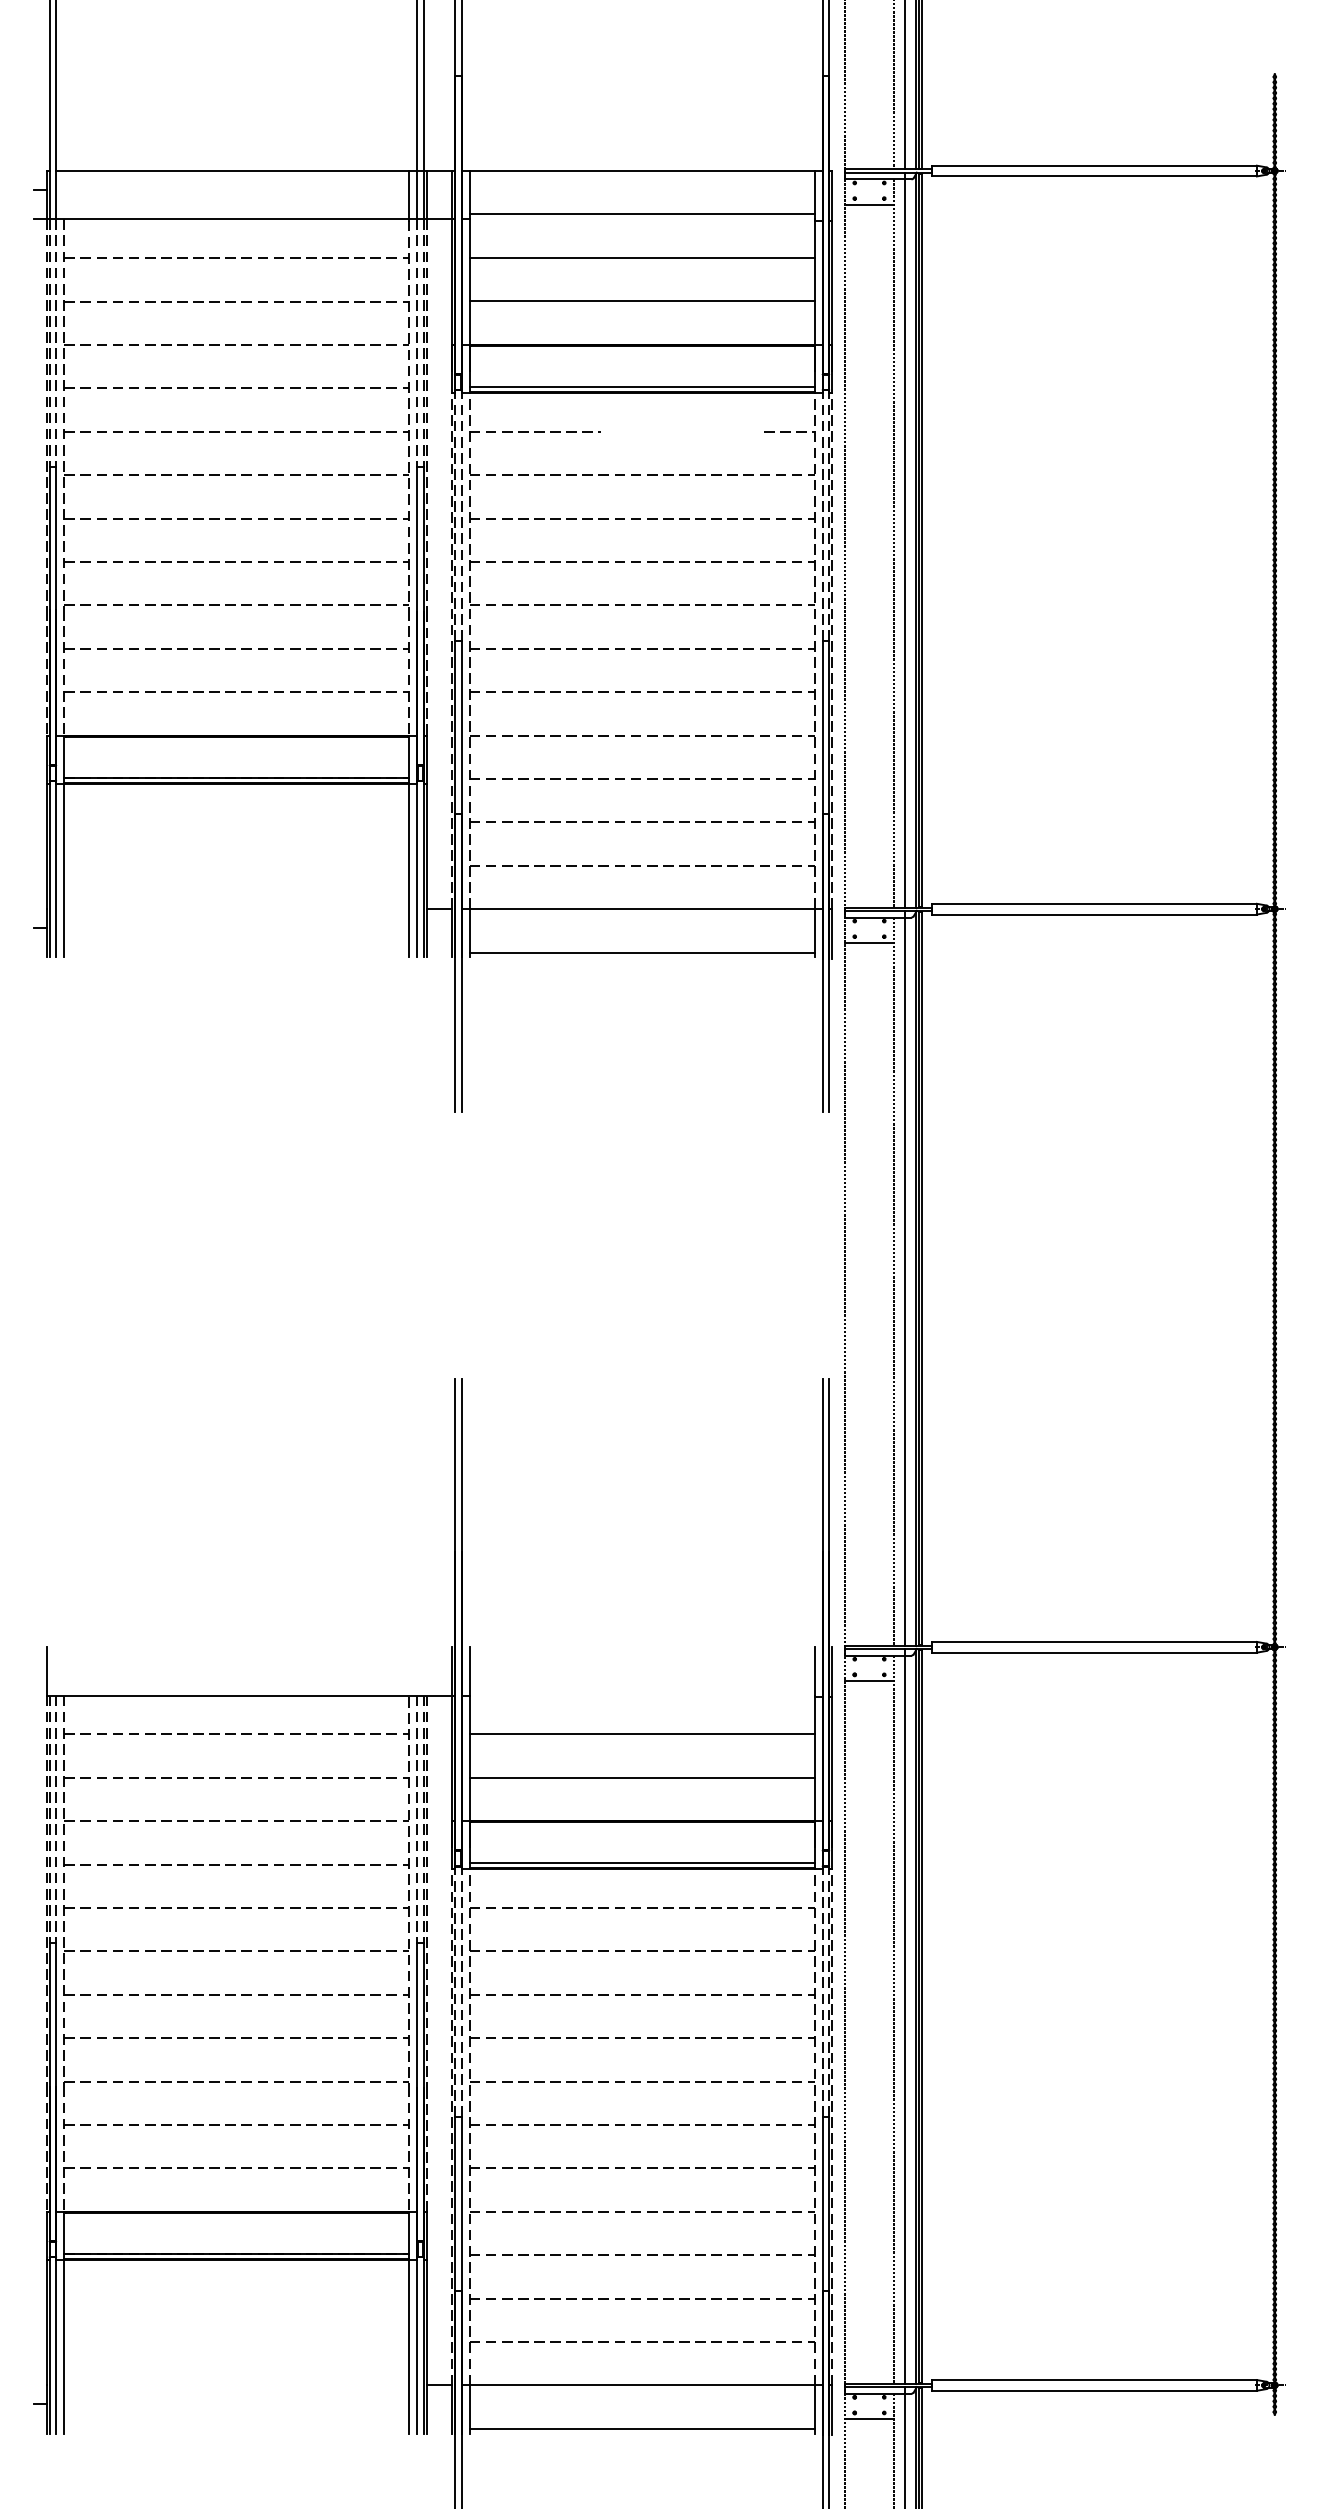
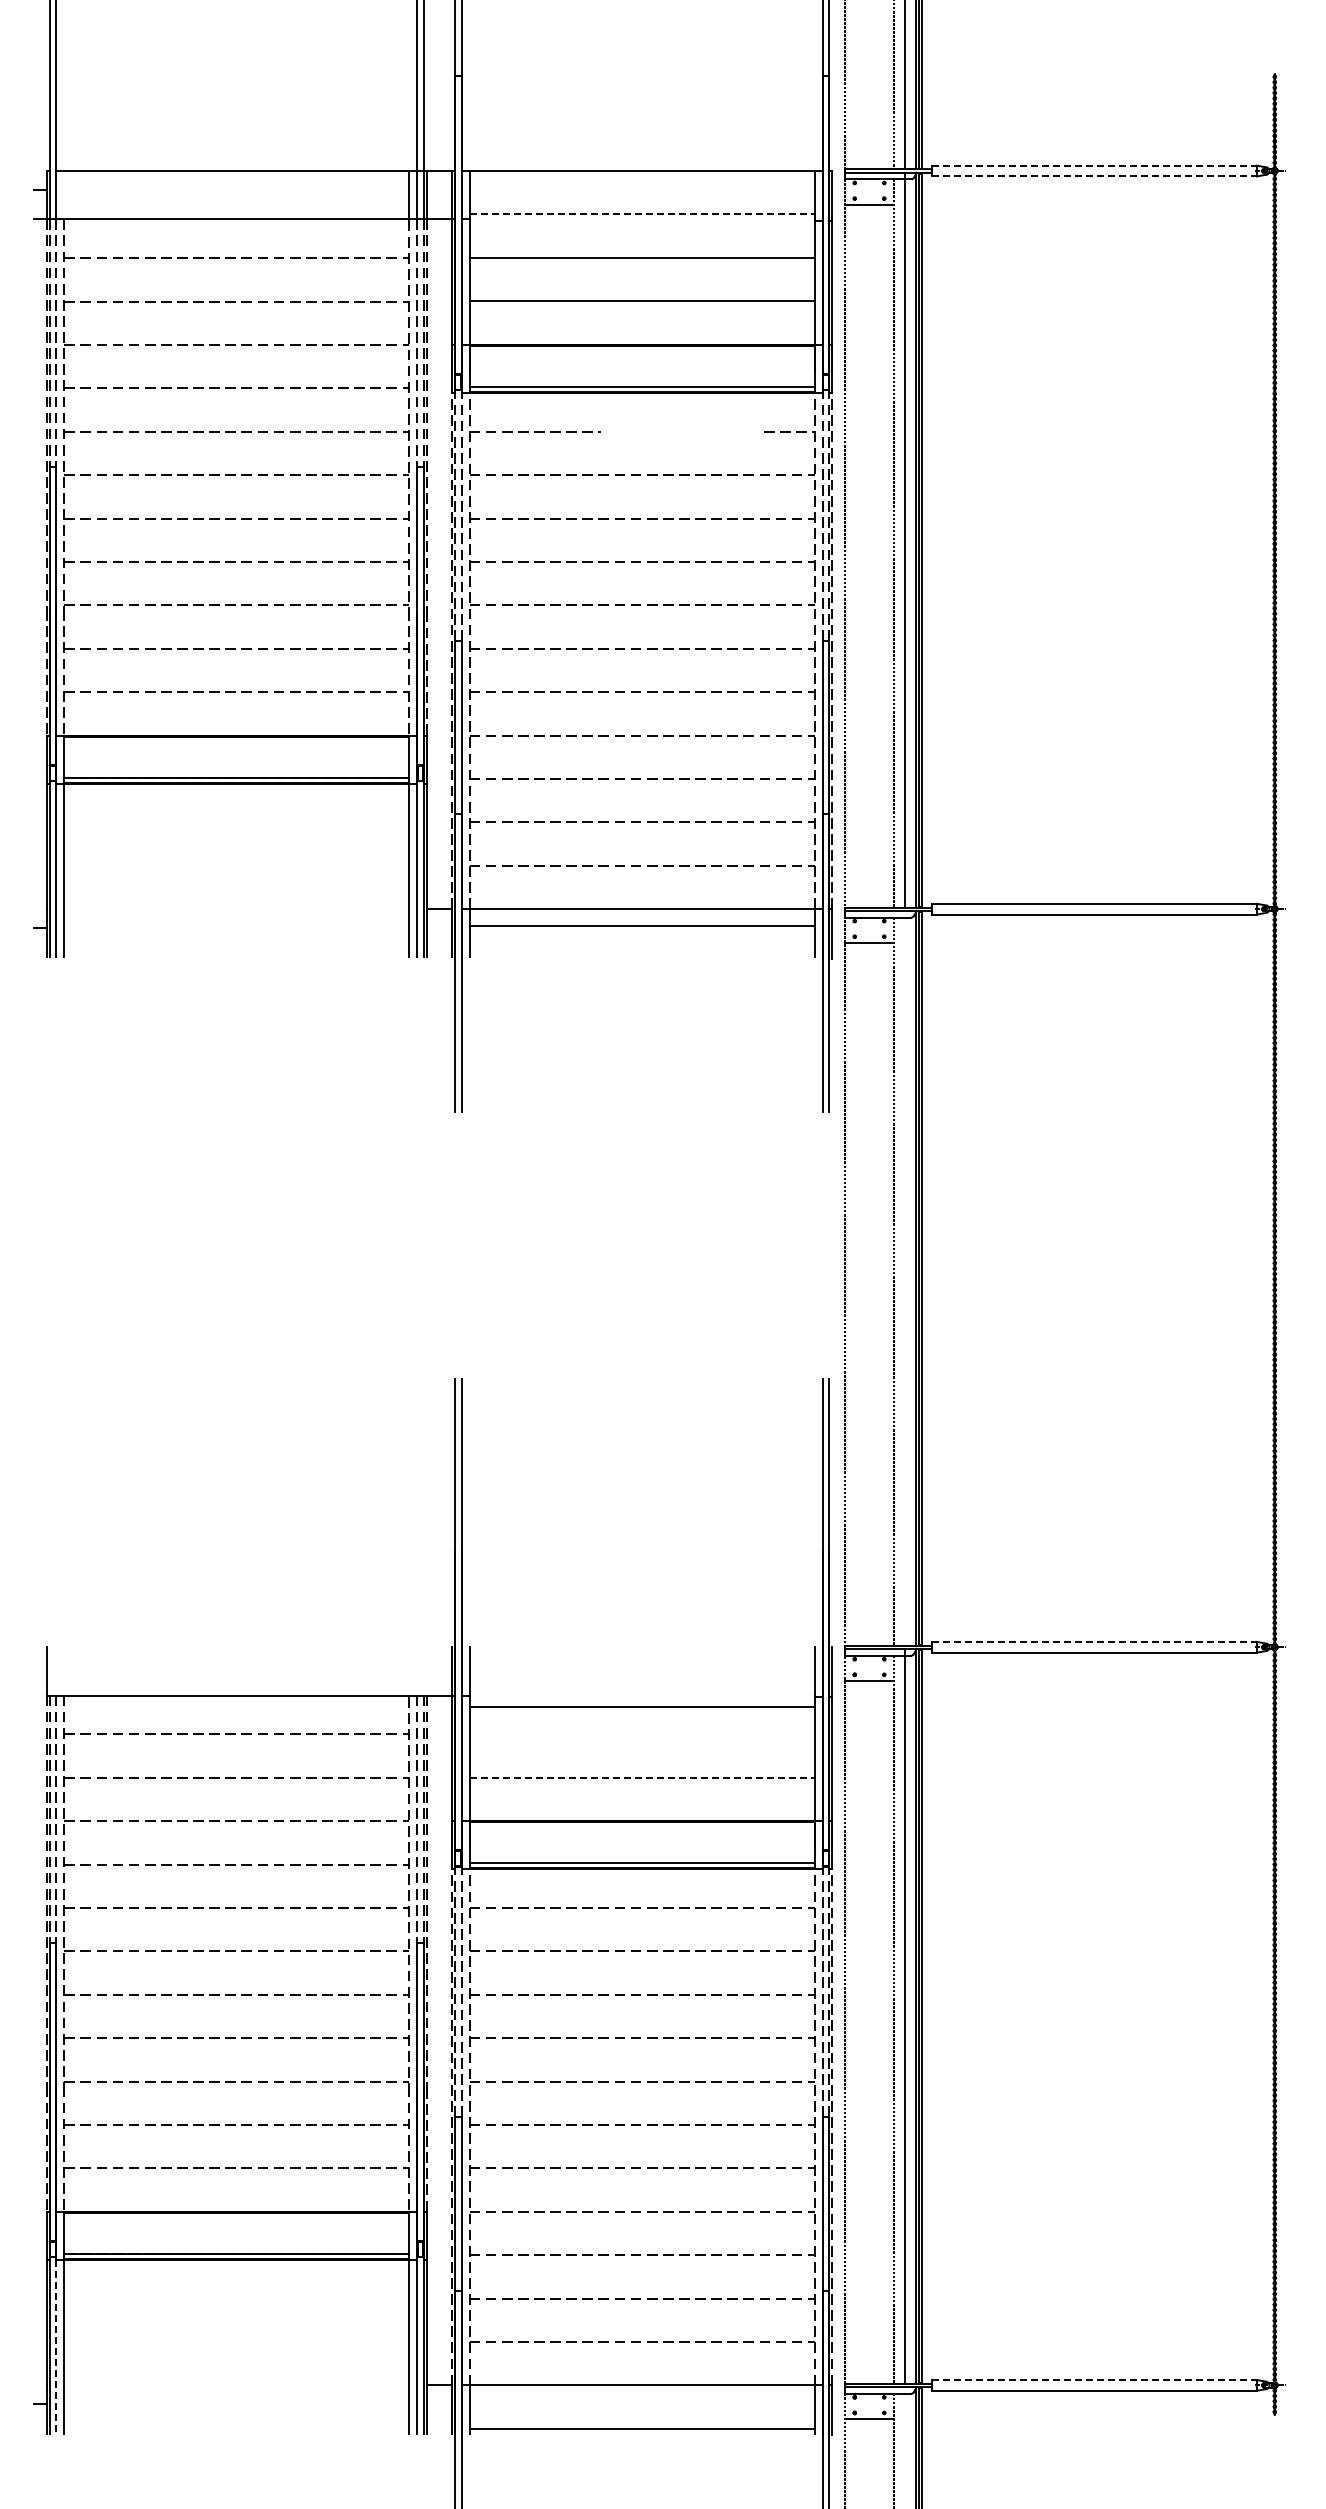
line: solid -> dashed (1094, 165)
line: solid -> dashed (1094, 176)
line: solid -> dashed (642, 214)
line position: (641, 952) -> (641, 925) (641, 925)
line: present -> none (904, 1277)
line: solid -> dashed (1094, 1641)
line position: (641, 1734) -> (641, 1707) (641, 1707)
line: solid -> dashed (642, 1777)
line: solid -> dashed (56, 2346)
line: solid -> dashed (1094, 2380)
line: present -> none (904, 2446)
